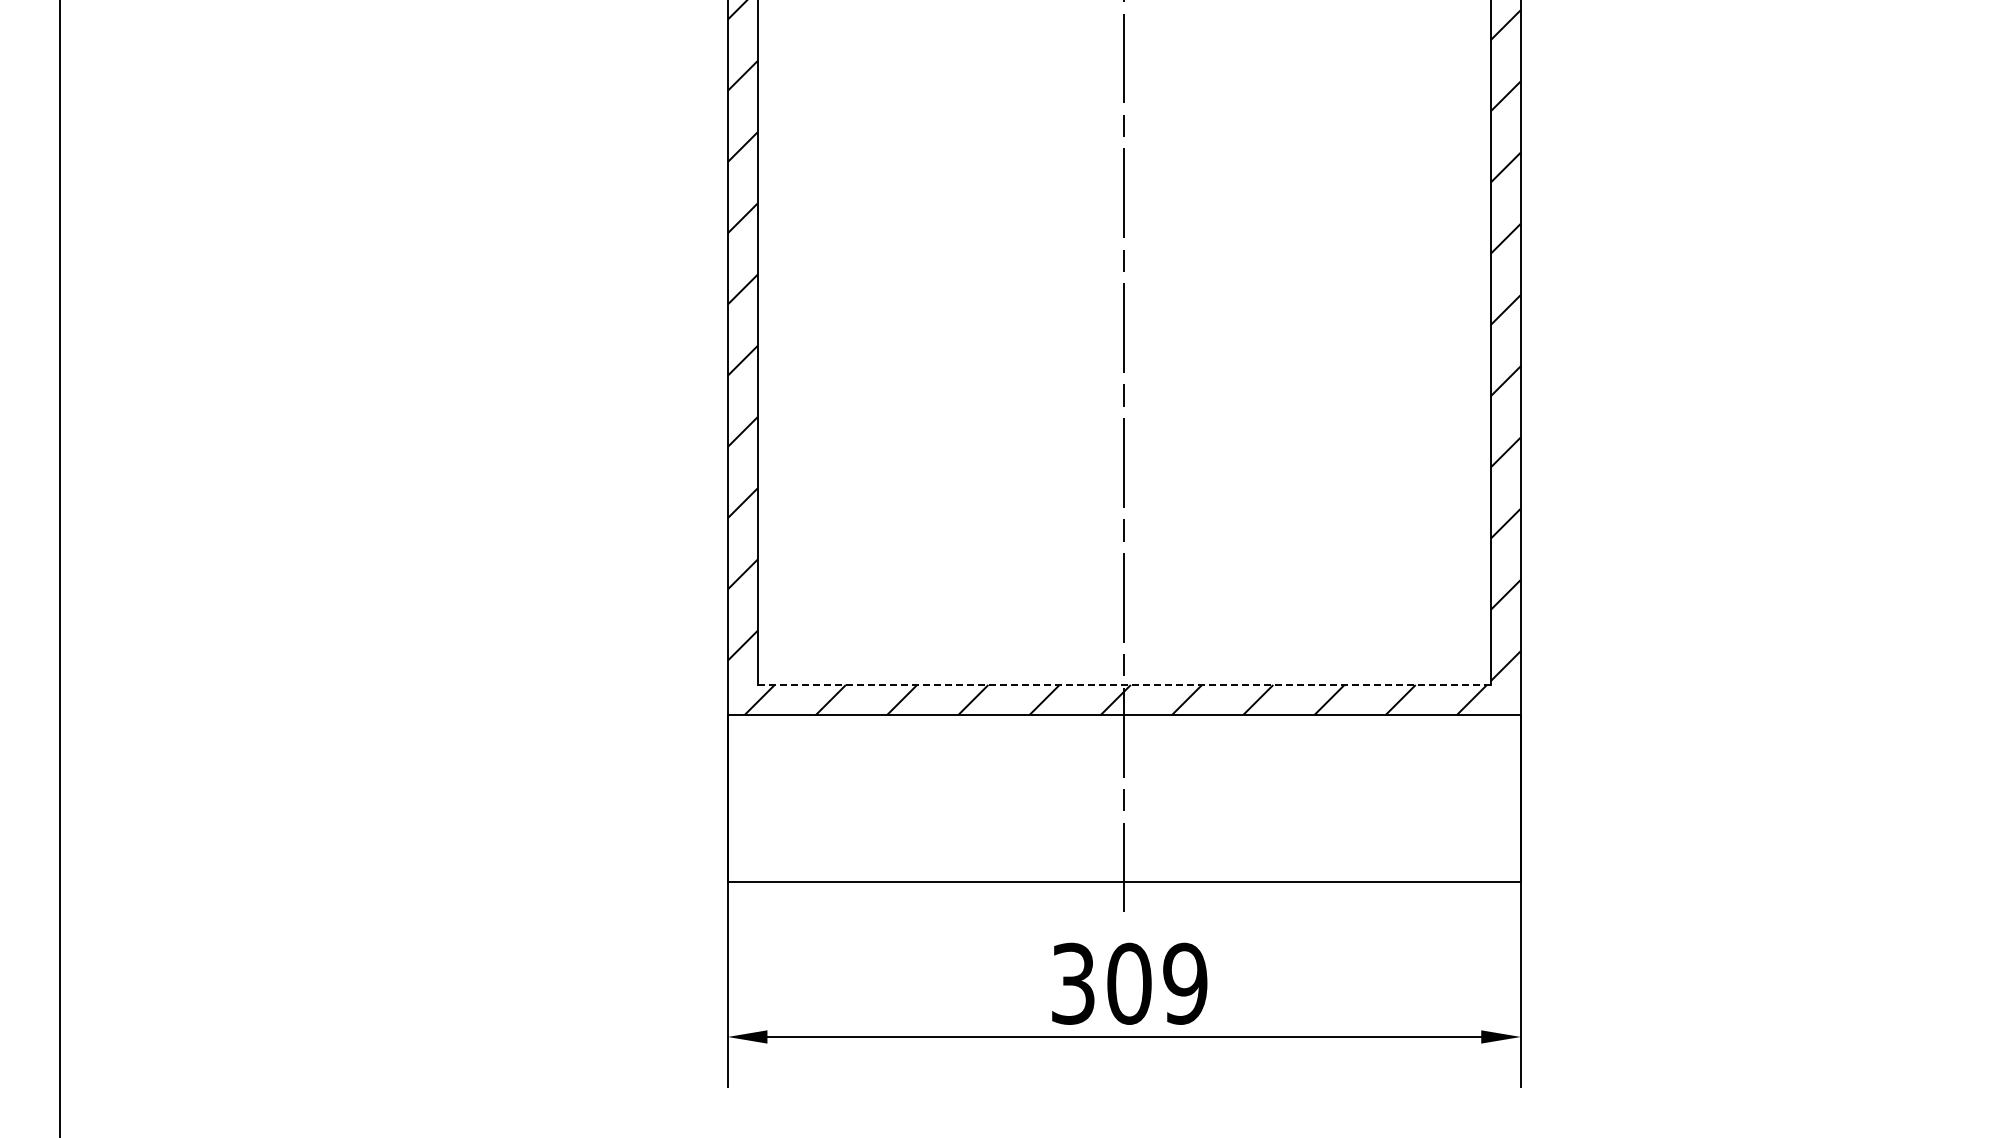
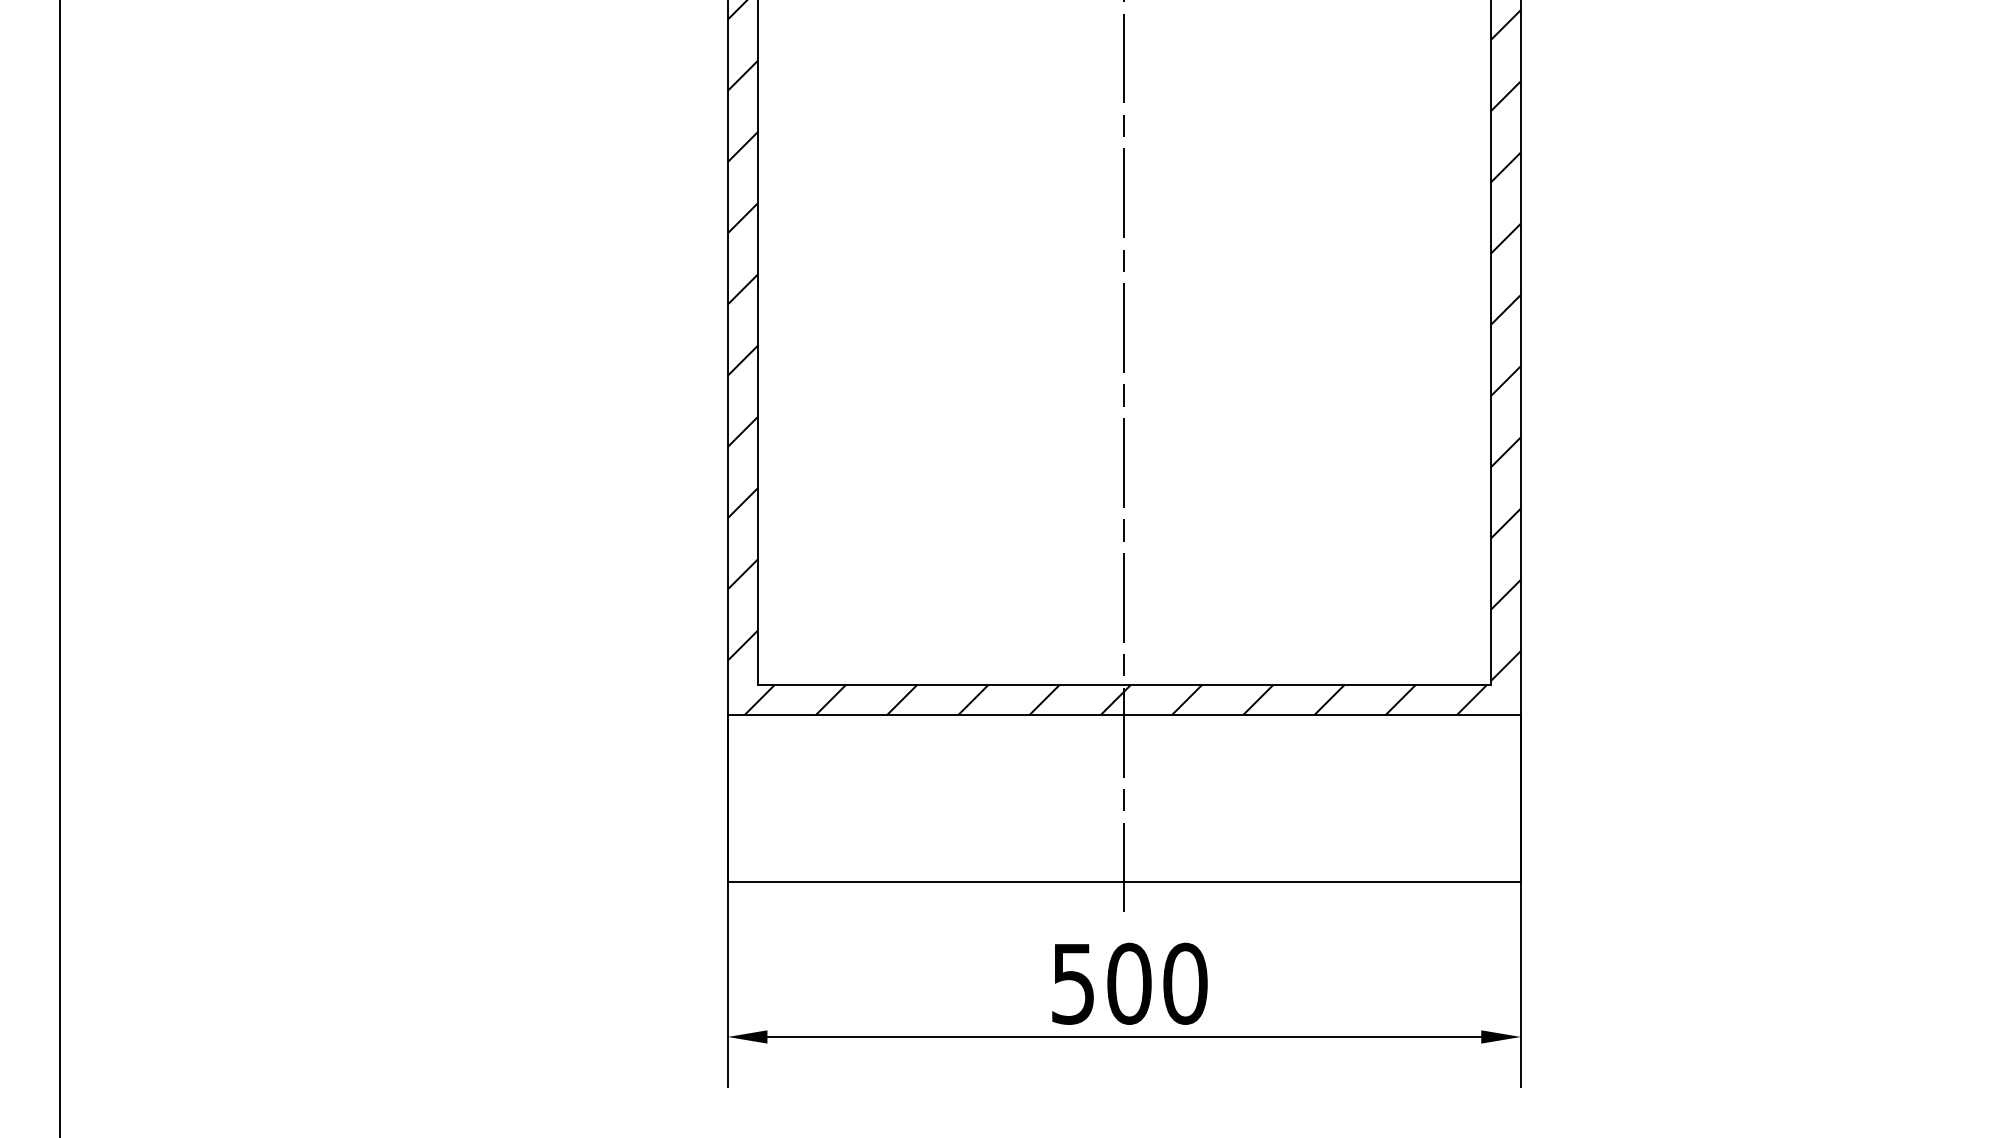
line: dashed -> solid (1123, 685)
text: 309 -> 500 (1129, 983)
